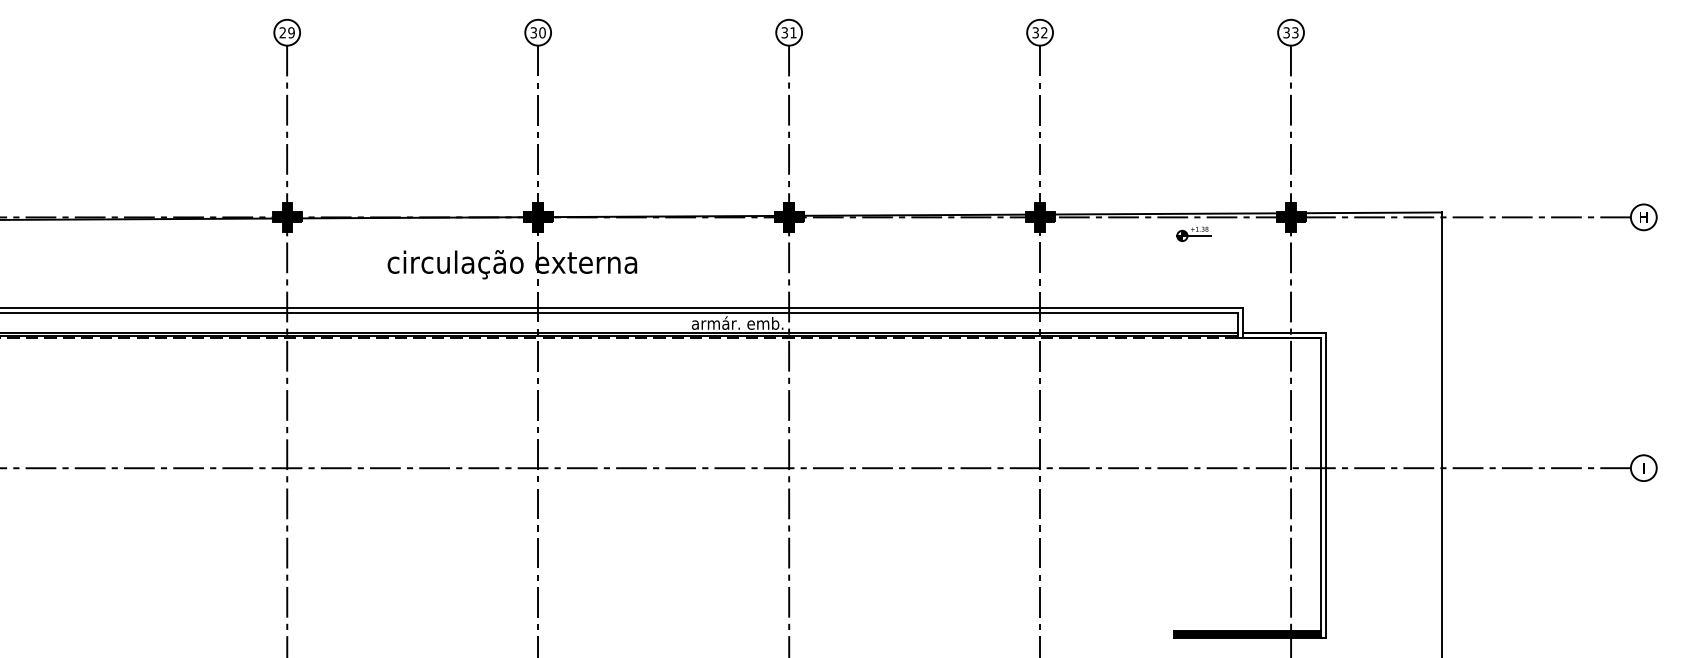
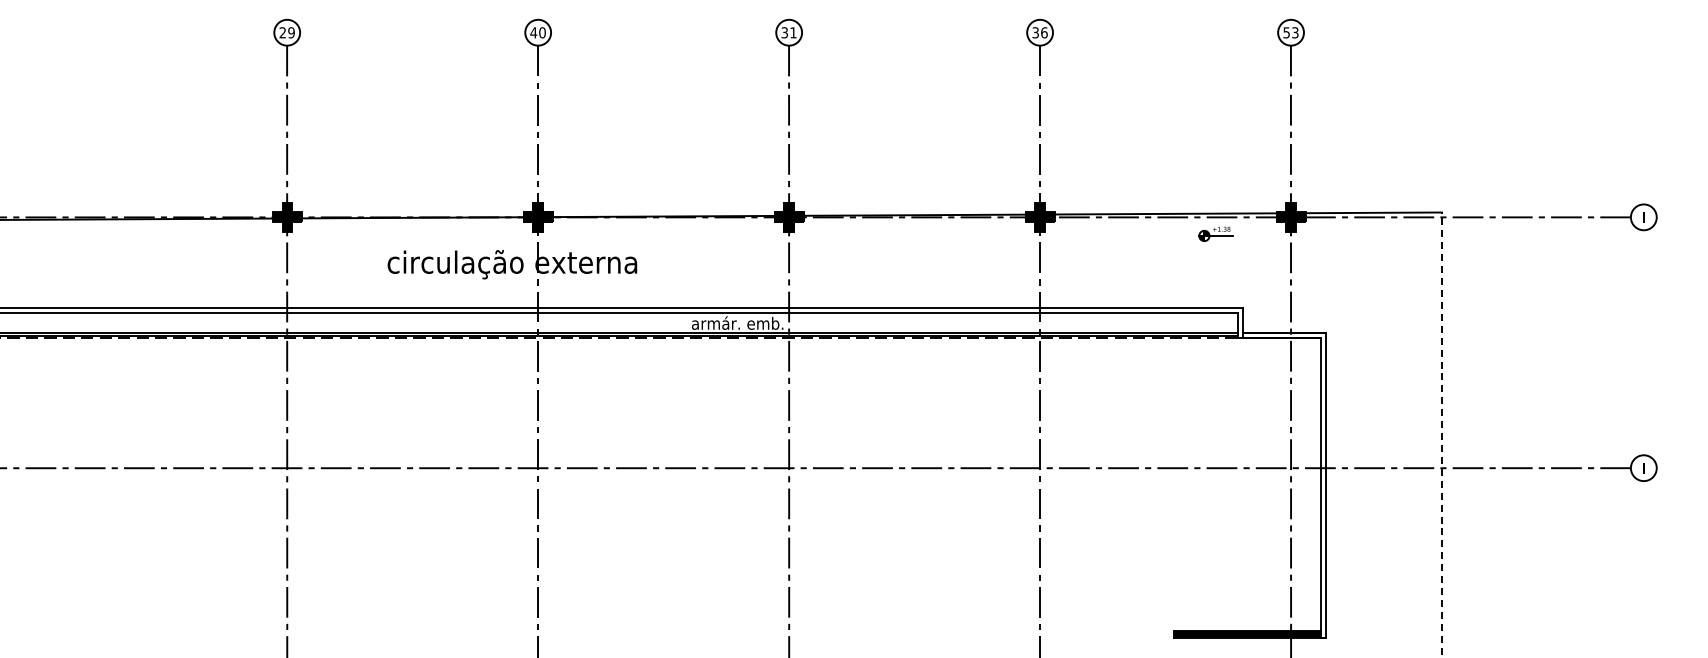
text: 30 -> 40 (533, 32)
text: 32 -> 36 (1044, 32)
text: 33 -> 53 (1286, 32)
text: H -> I (1643, 217)
part position: (1193, 233) -> (1215, 233) (1215, 233)
line: solid -> dashed (1441, 434)
